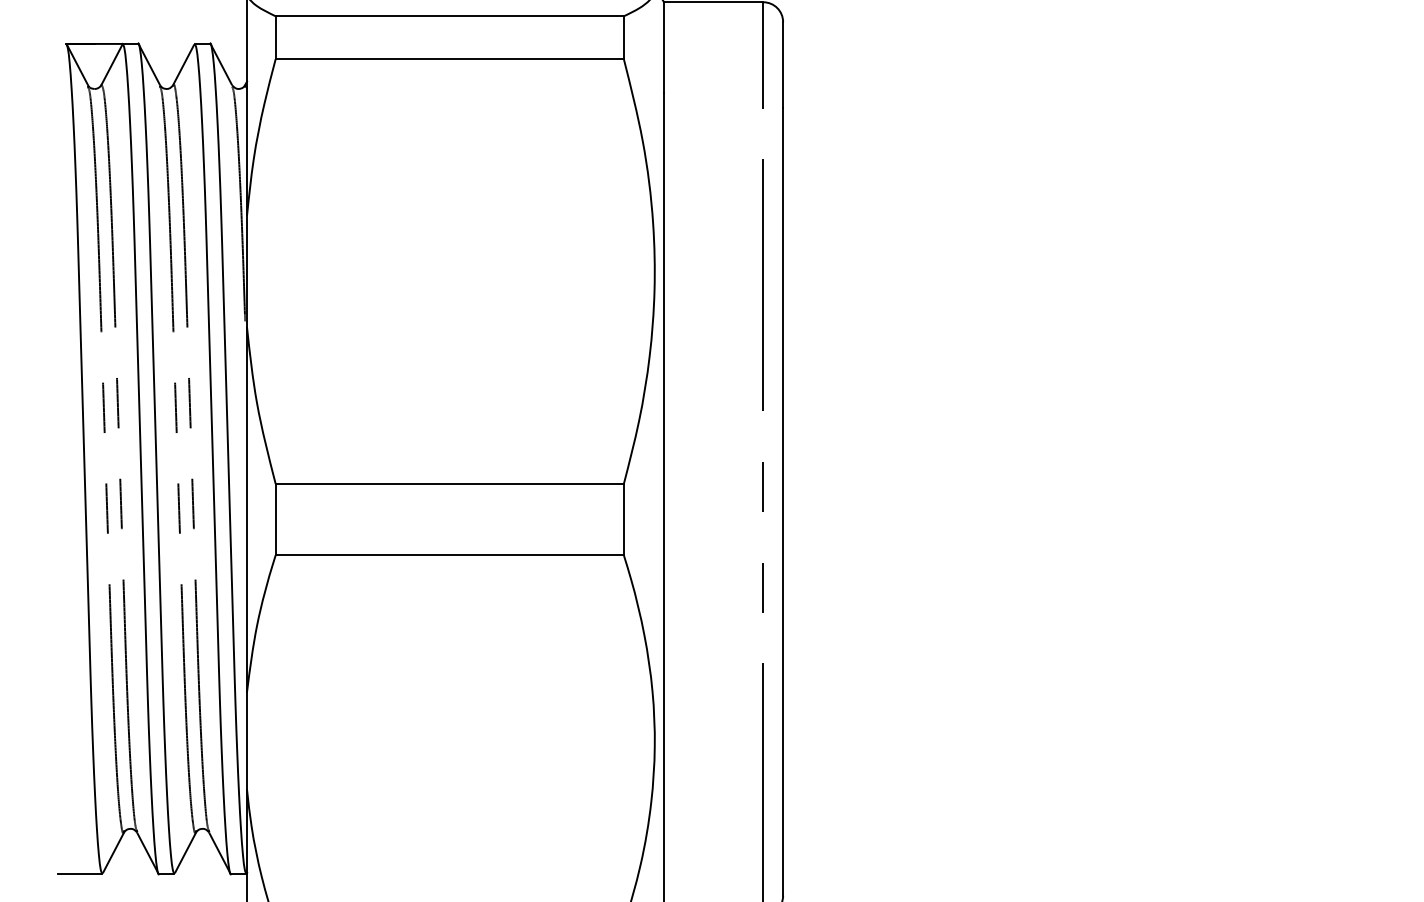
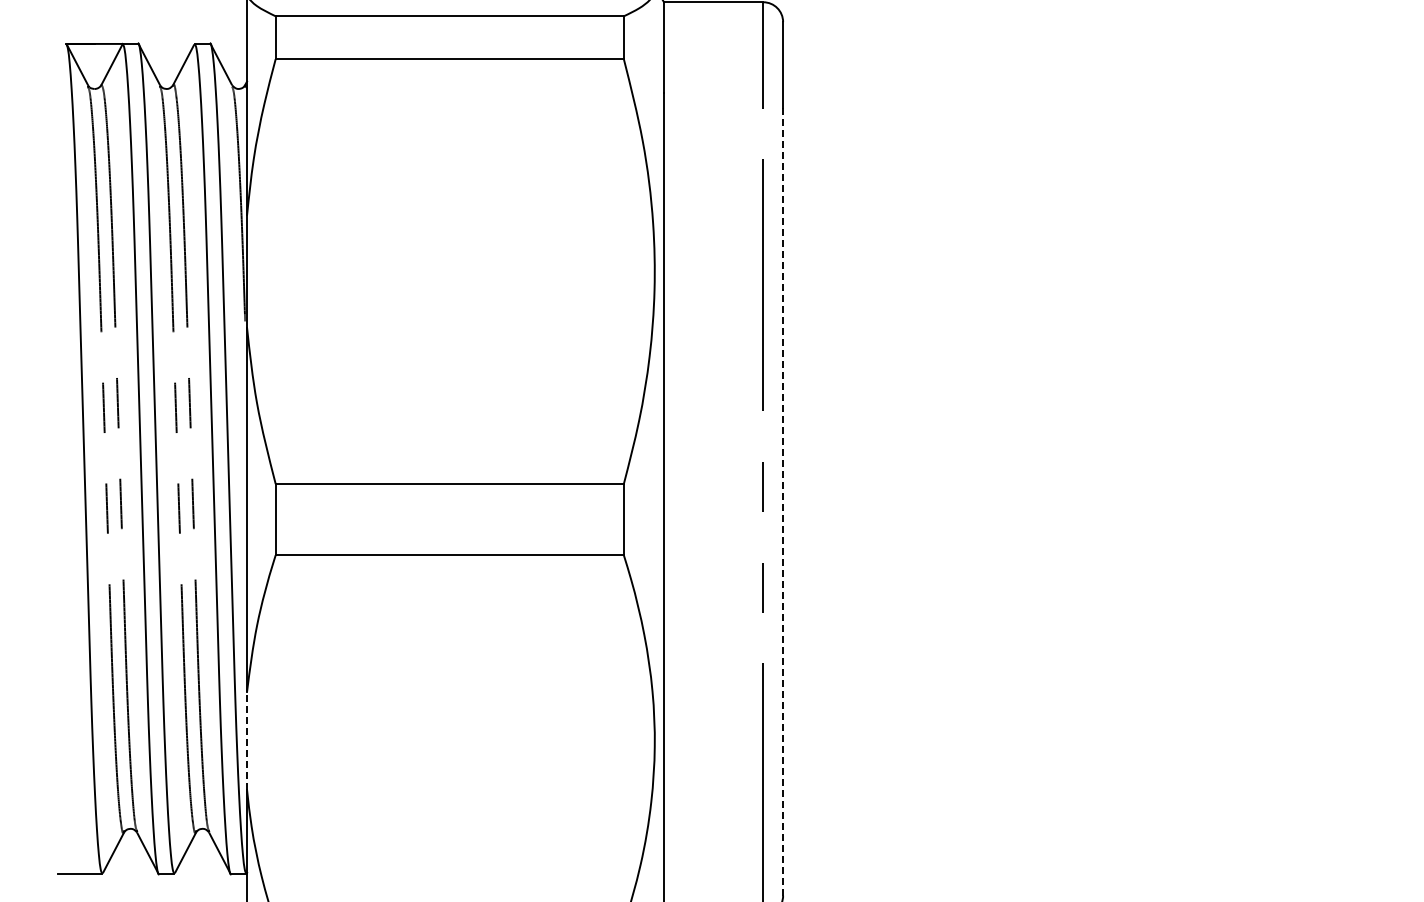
line: solid -> dashed (783, 502)
line: solid -> dashed (247, 740)
